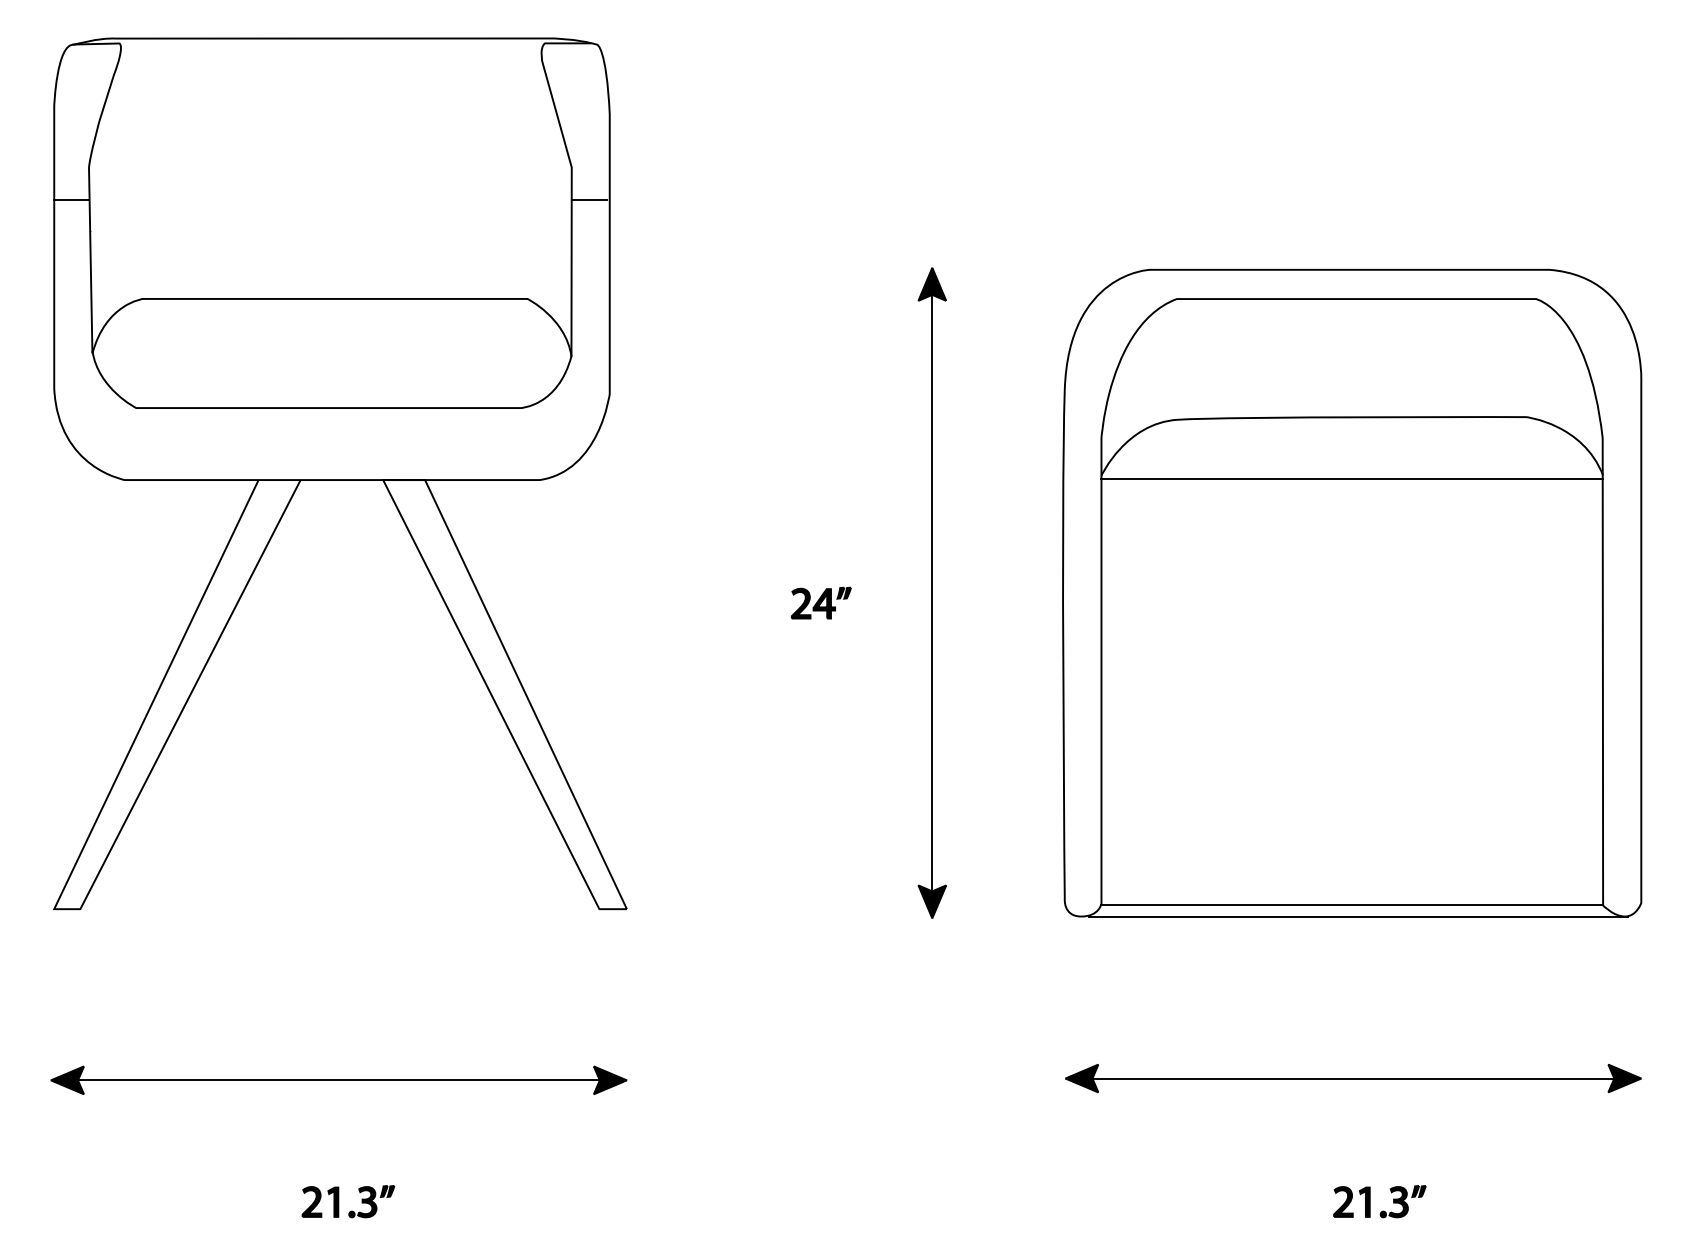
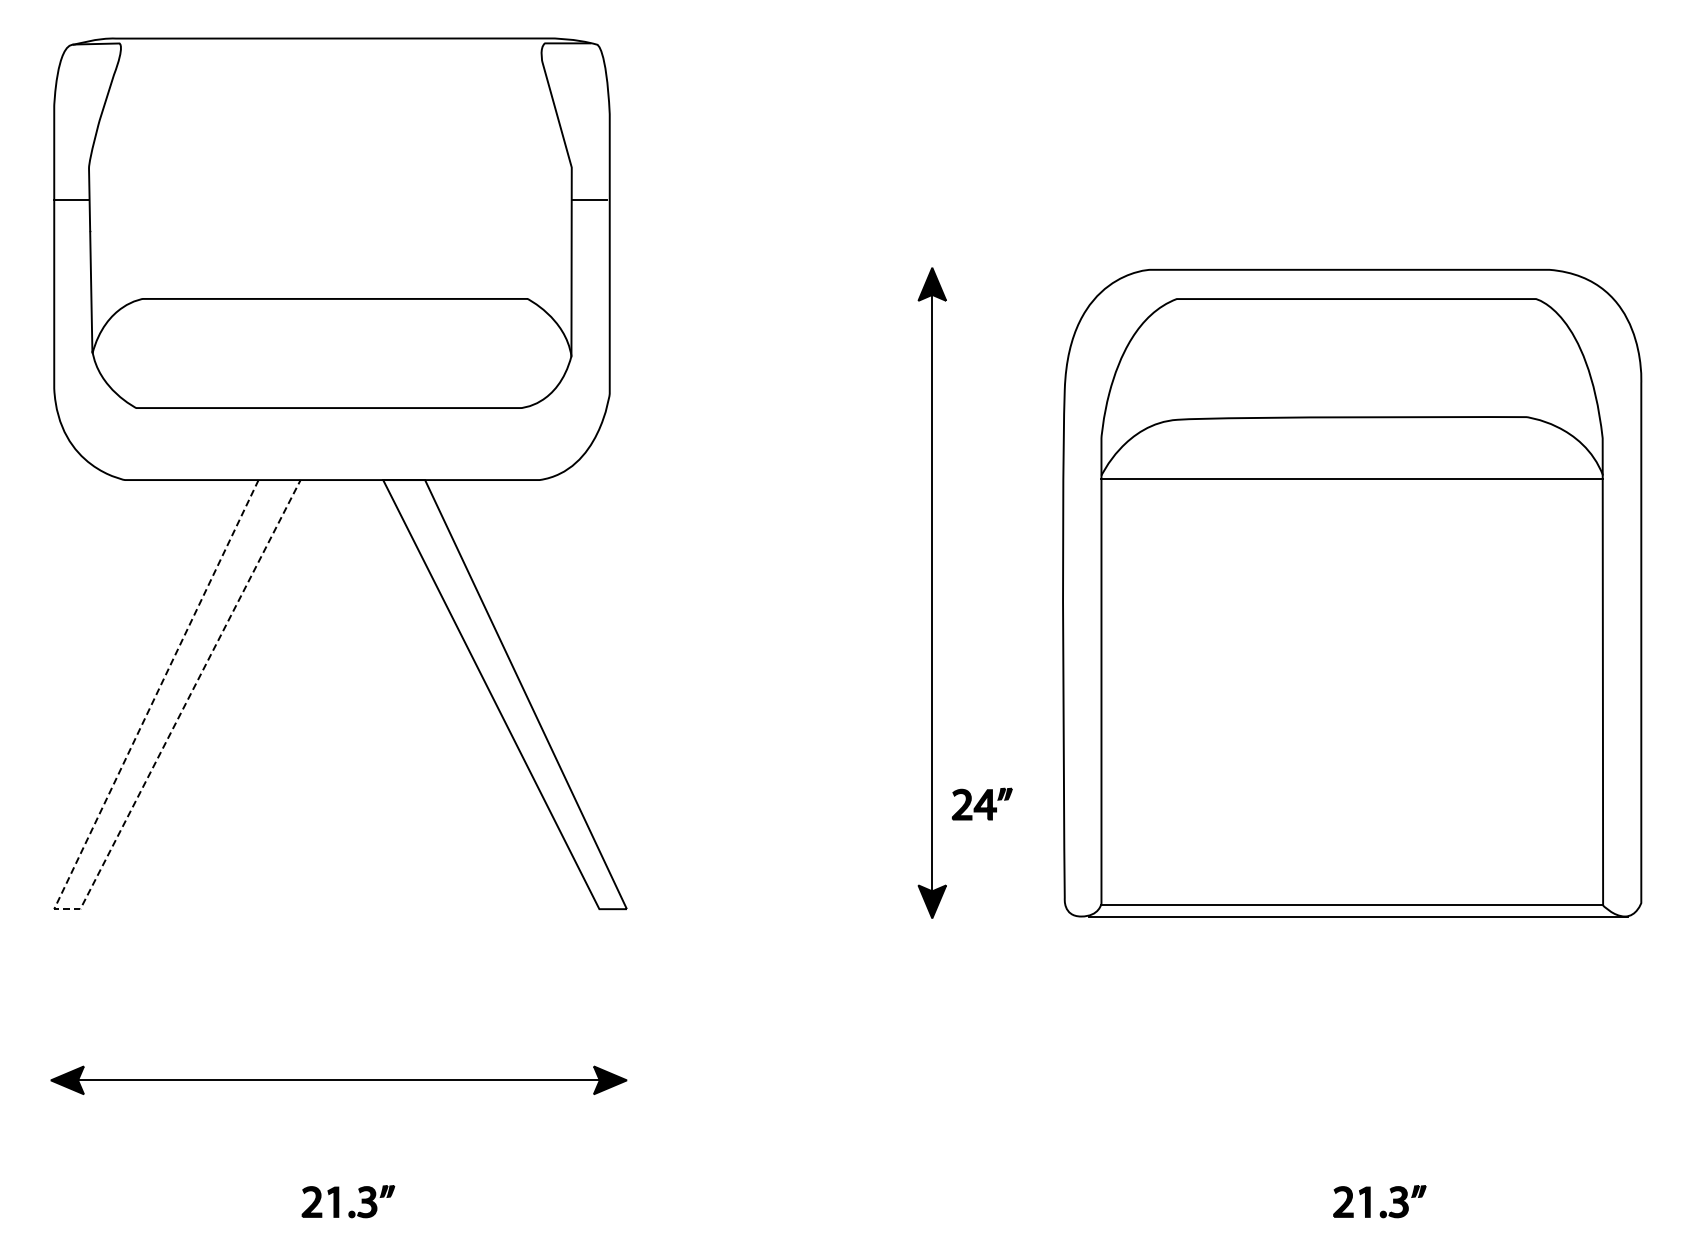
part position: (820, 602) -> (981, 803) (981, 803)
line: solid -> dashed (70, 909)
part: present -> none (1353, 1078)
